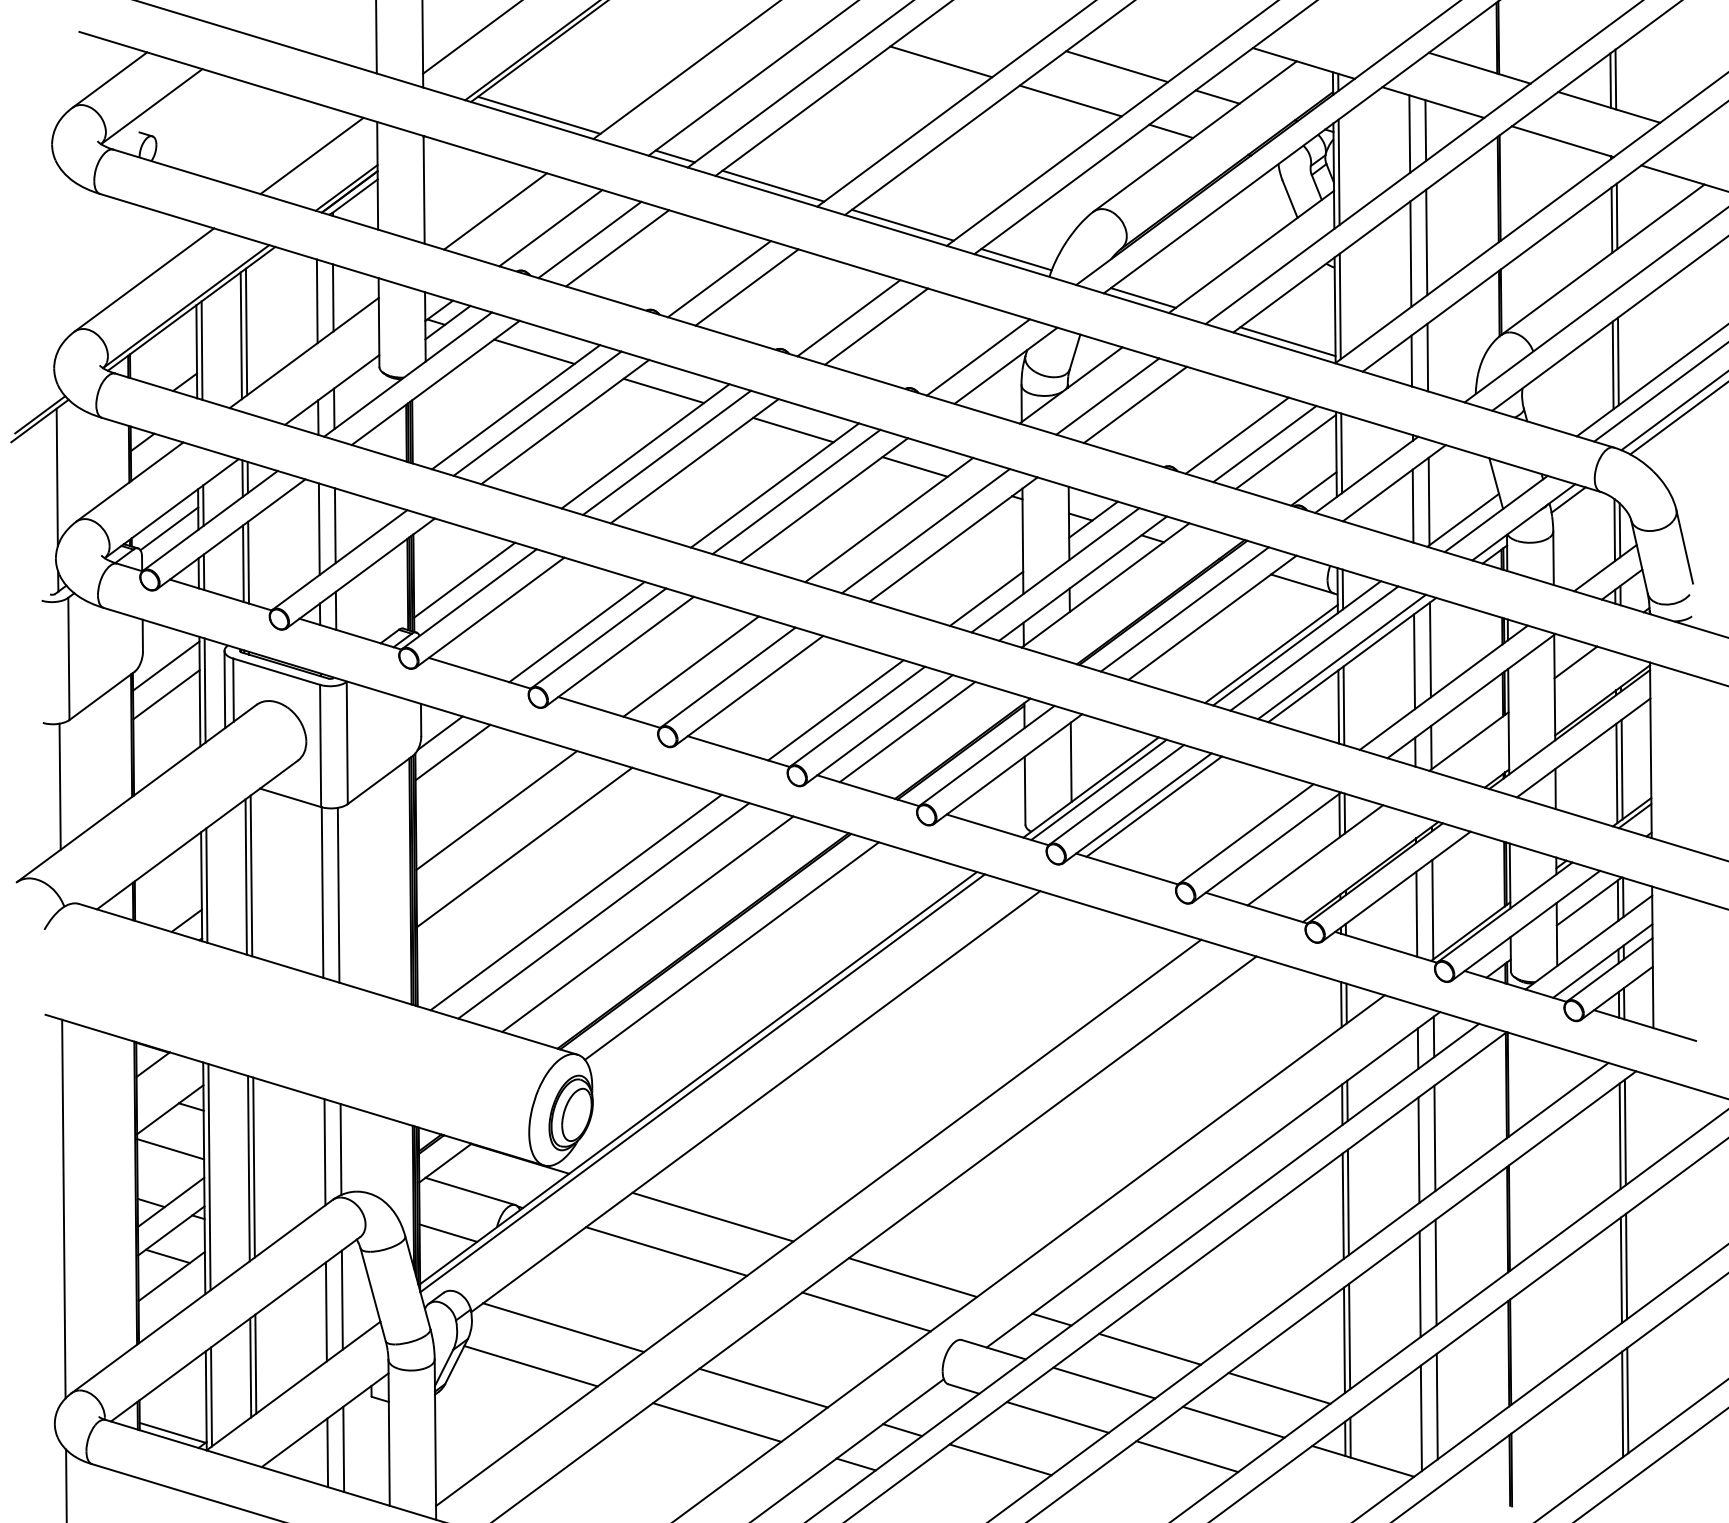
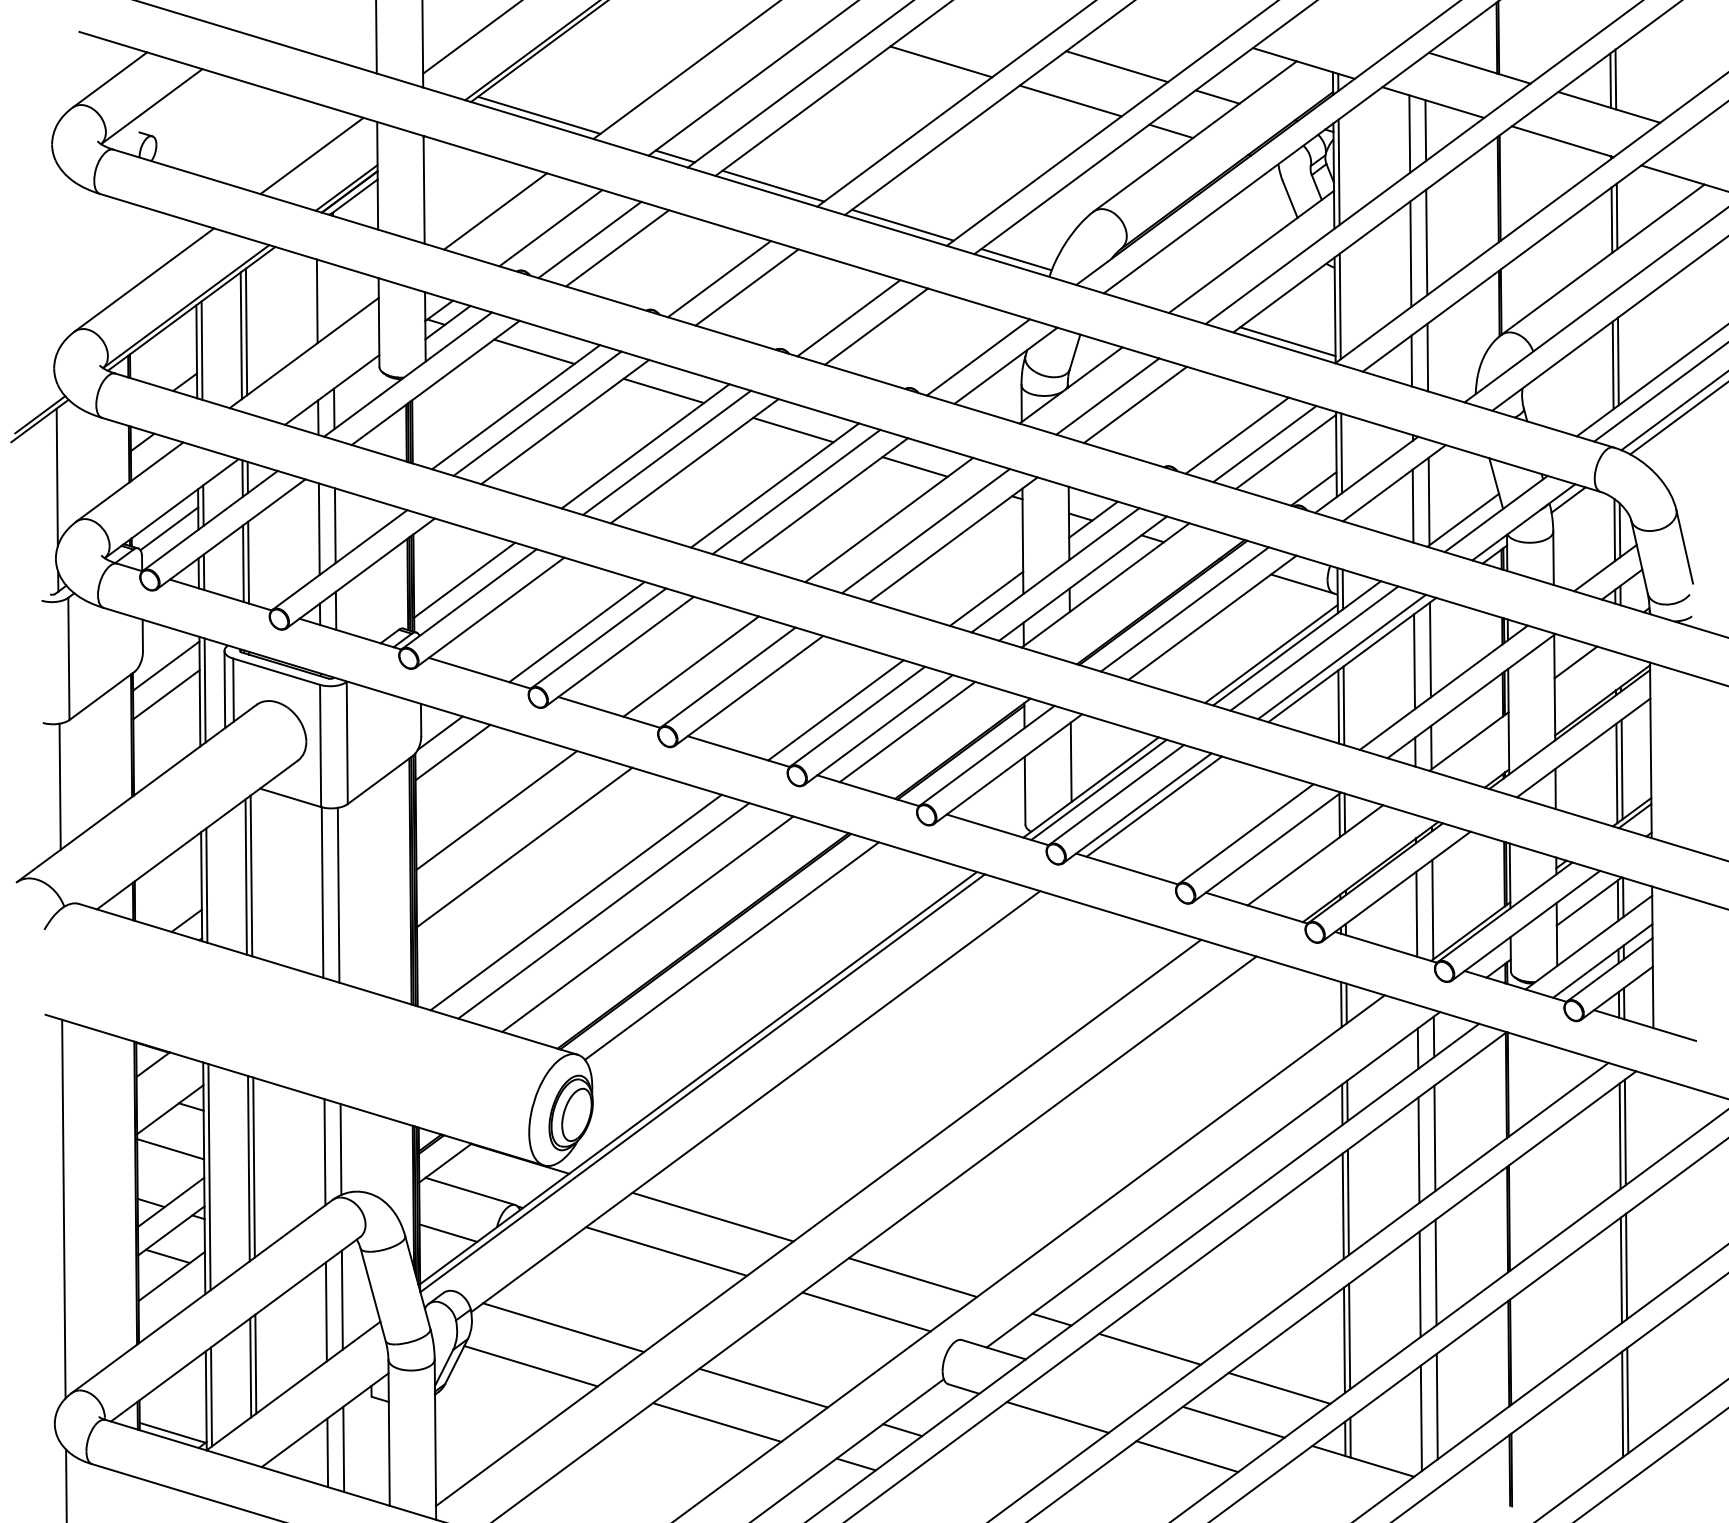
line: present -> none (333, 297)
line: present -> none (1143, 297)
line: present -> none (1104, 1382)
line: present -> none (1000, 1459)
